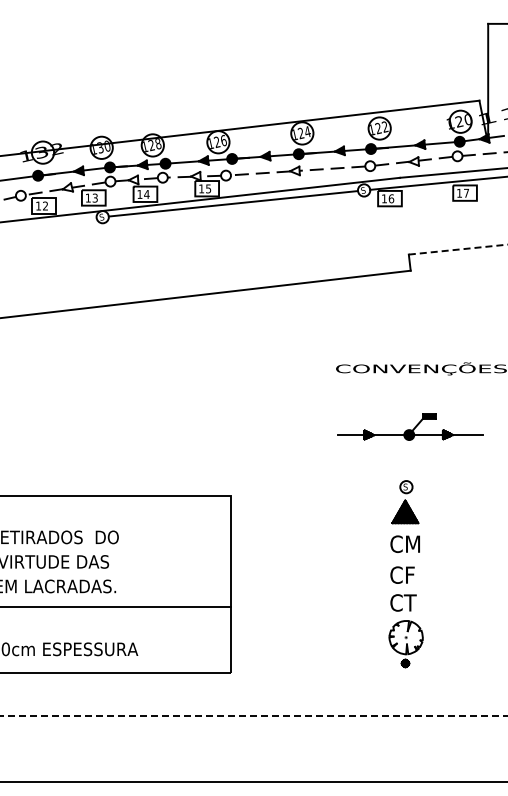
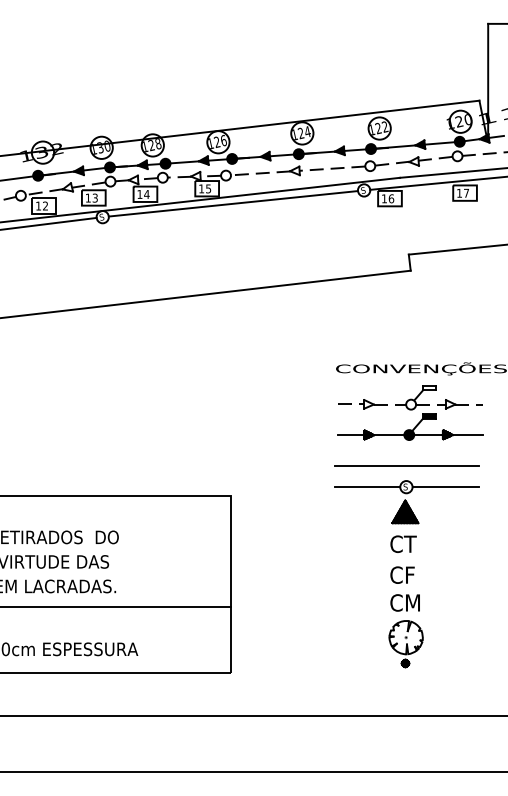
line: none -> present (49, 223)
line: dashed -> solid (458, 249)
part: none -> present (410, 397)
line: none -> present (406, 466)
line: none -> present (367, 486)
line: none -> present (445, 486)
text: CM -> CT (411, 543)
text: CT -> CM (411, 602)
line: dashed -> solid (254, 716)
line position: (253, 782) -> (253, 772) (253, 772)
